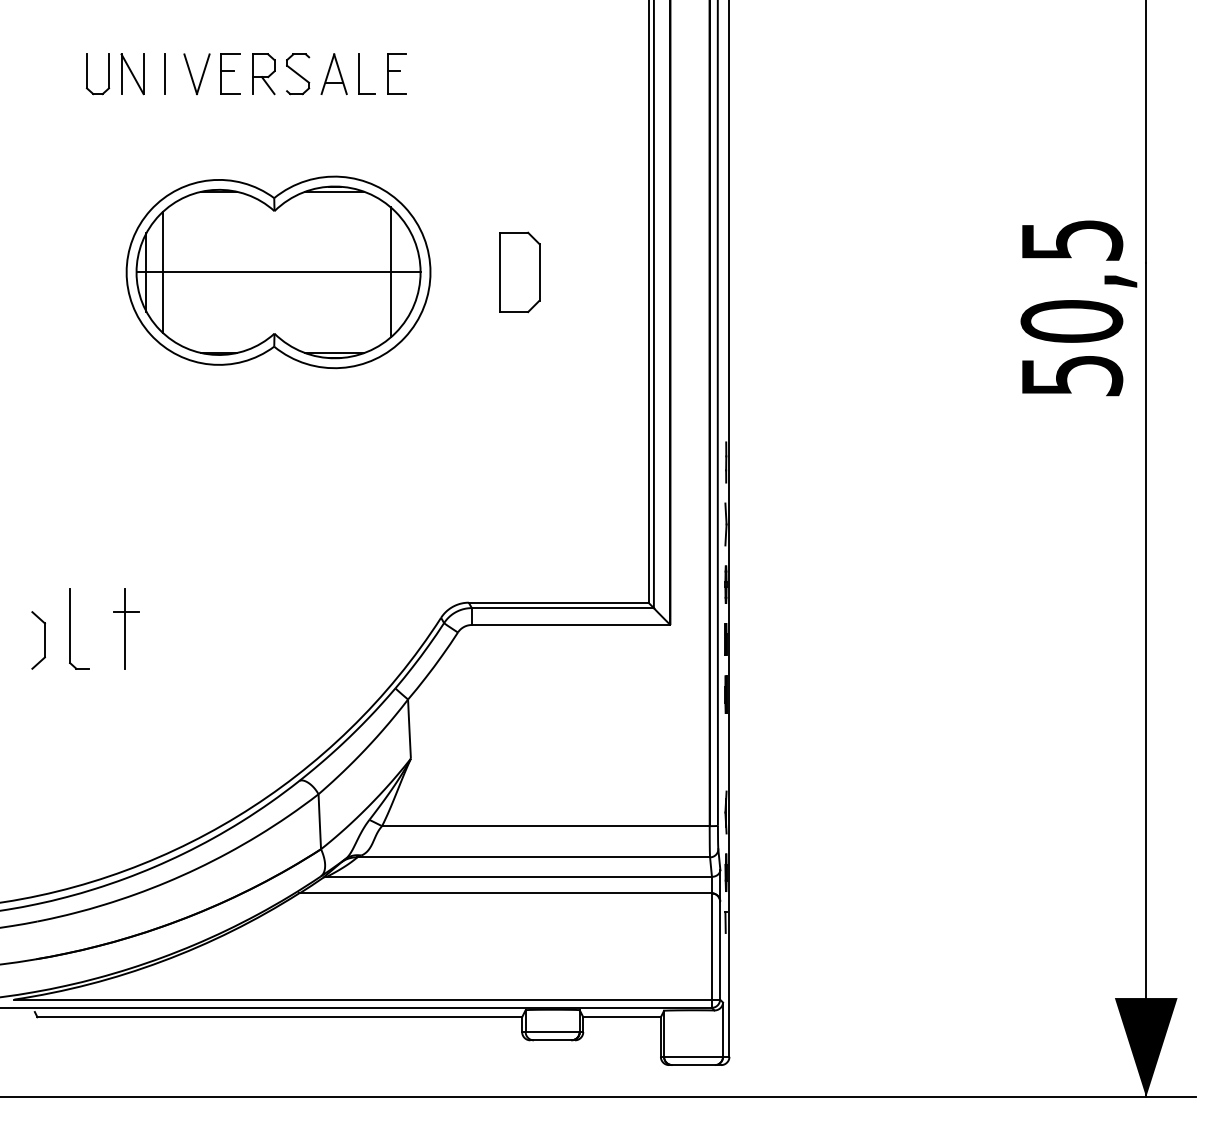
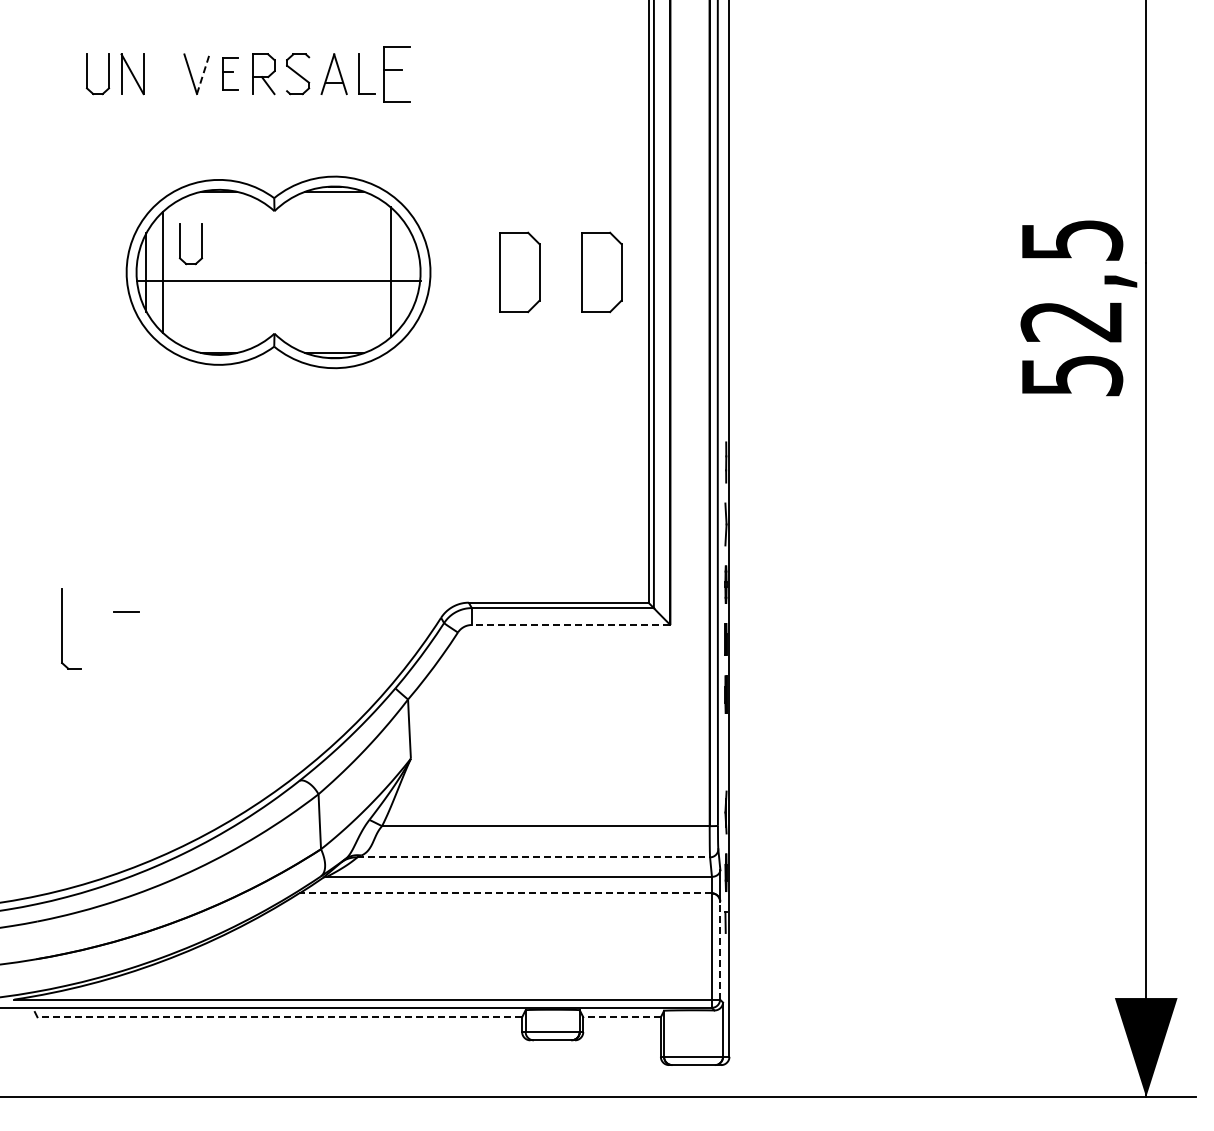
part size: 21x42 px -> 17x34 px (230, 73)
part size: 20x42 px -> 28x57 px (396, 74)
line: present -> none (164, 74)
line: solid -> dashed (203, 74)
part: none -> present (180, 244)
line position: (278, 272) -> (278, 281) (278, 281)
part: none -> present (601, 272)
text: 50,5 -> 52,5 (1071, 321)
line: solid -> dashed (570, 625)
part position: (70, 628) -> (62, 628) (62, 628)
line: present -> none (124, 628)
part: present -> none (38, 640)
line: solid -> dashed (534, 857)
line: solid -> dashed (504, 893)
line: solid -> dashed (720, 950)
line: solid -> dashed (279, 1017)
line: solid -> dashed (622, 1017)
